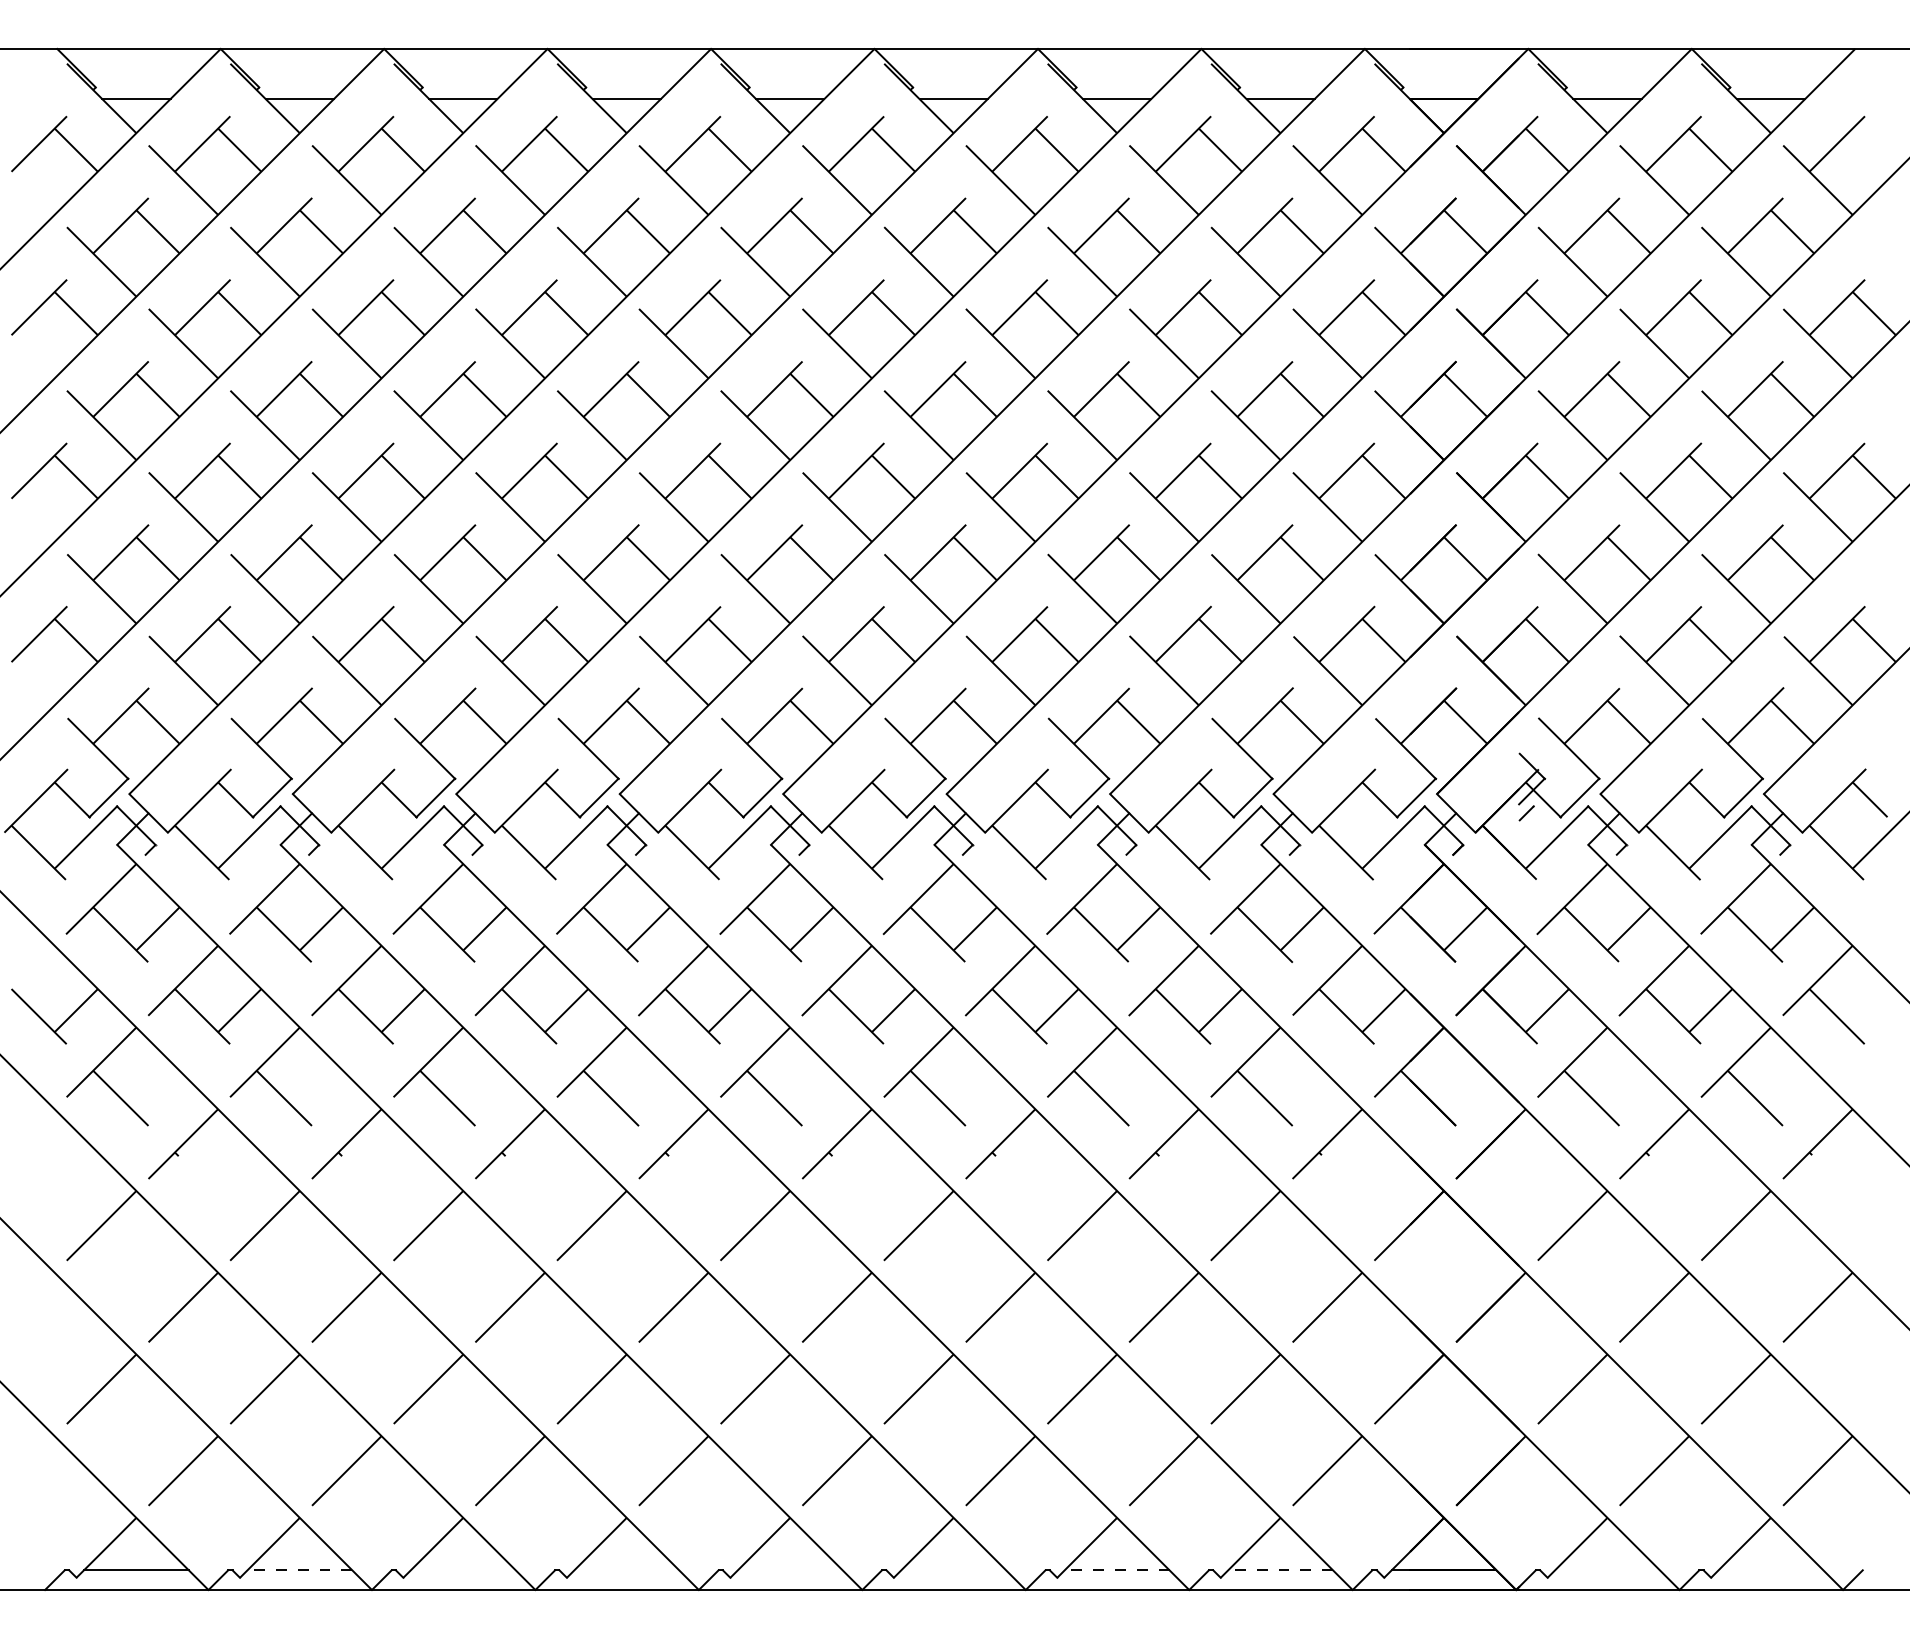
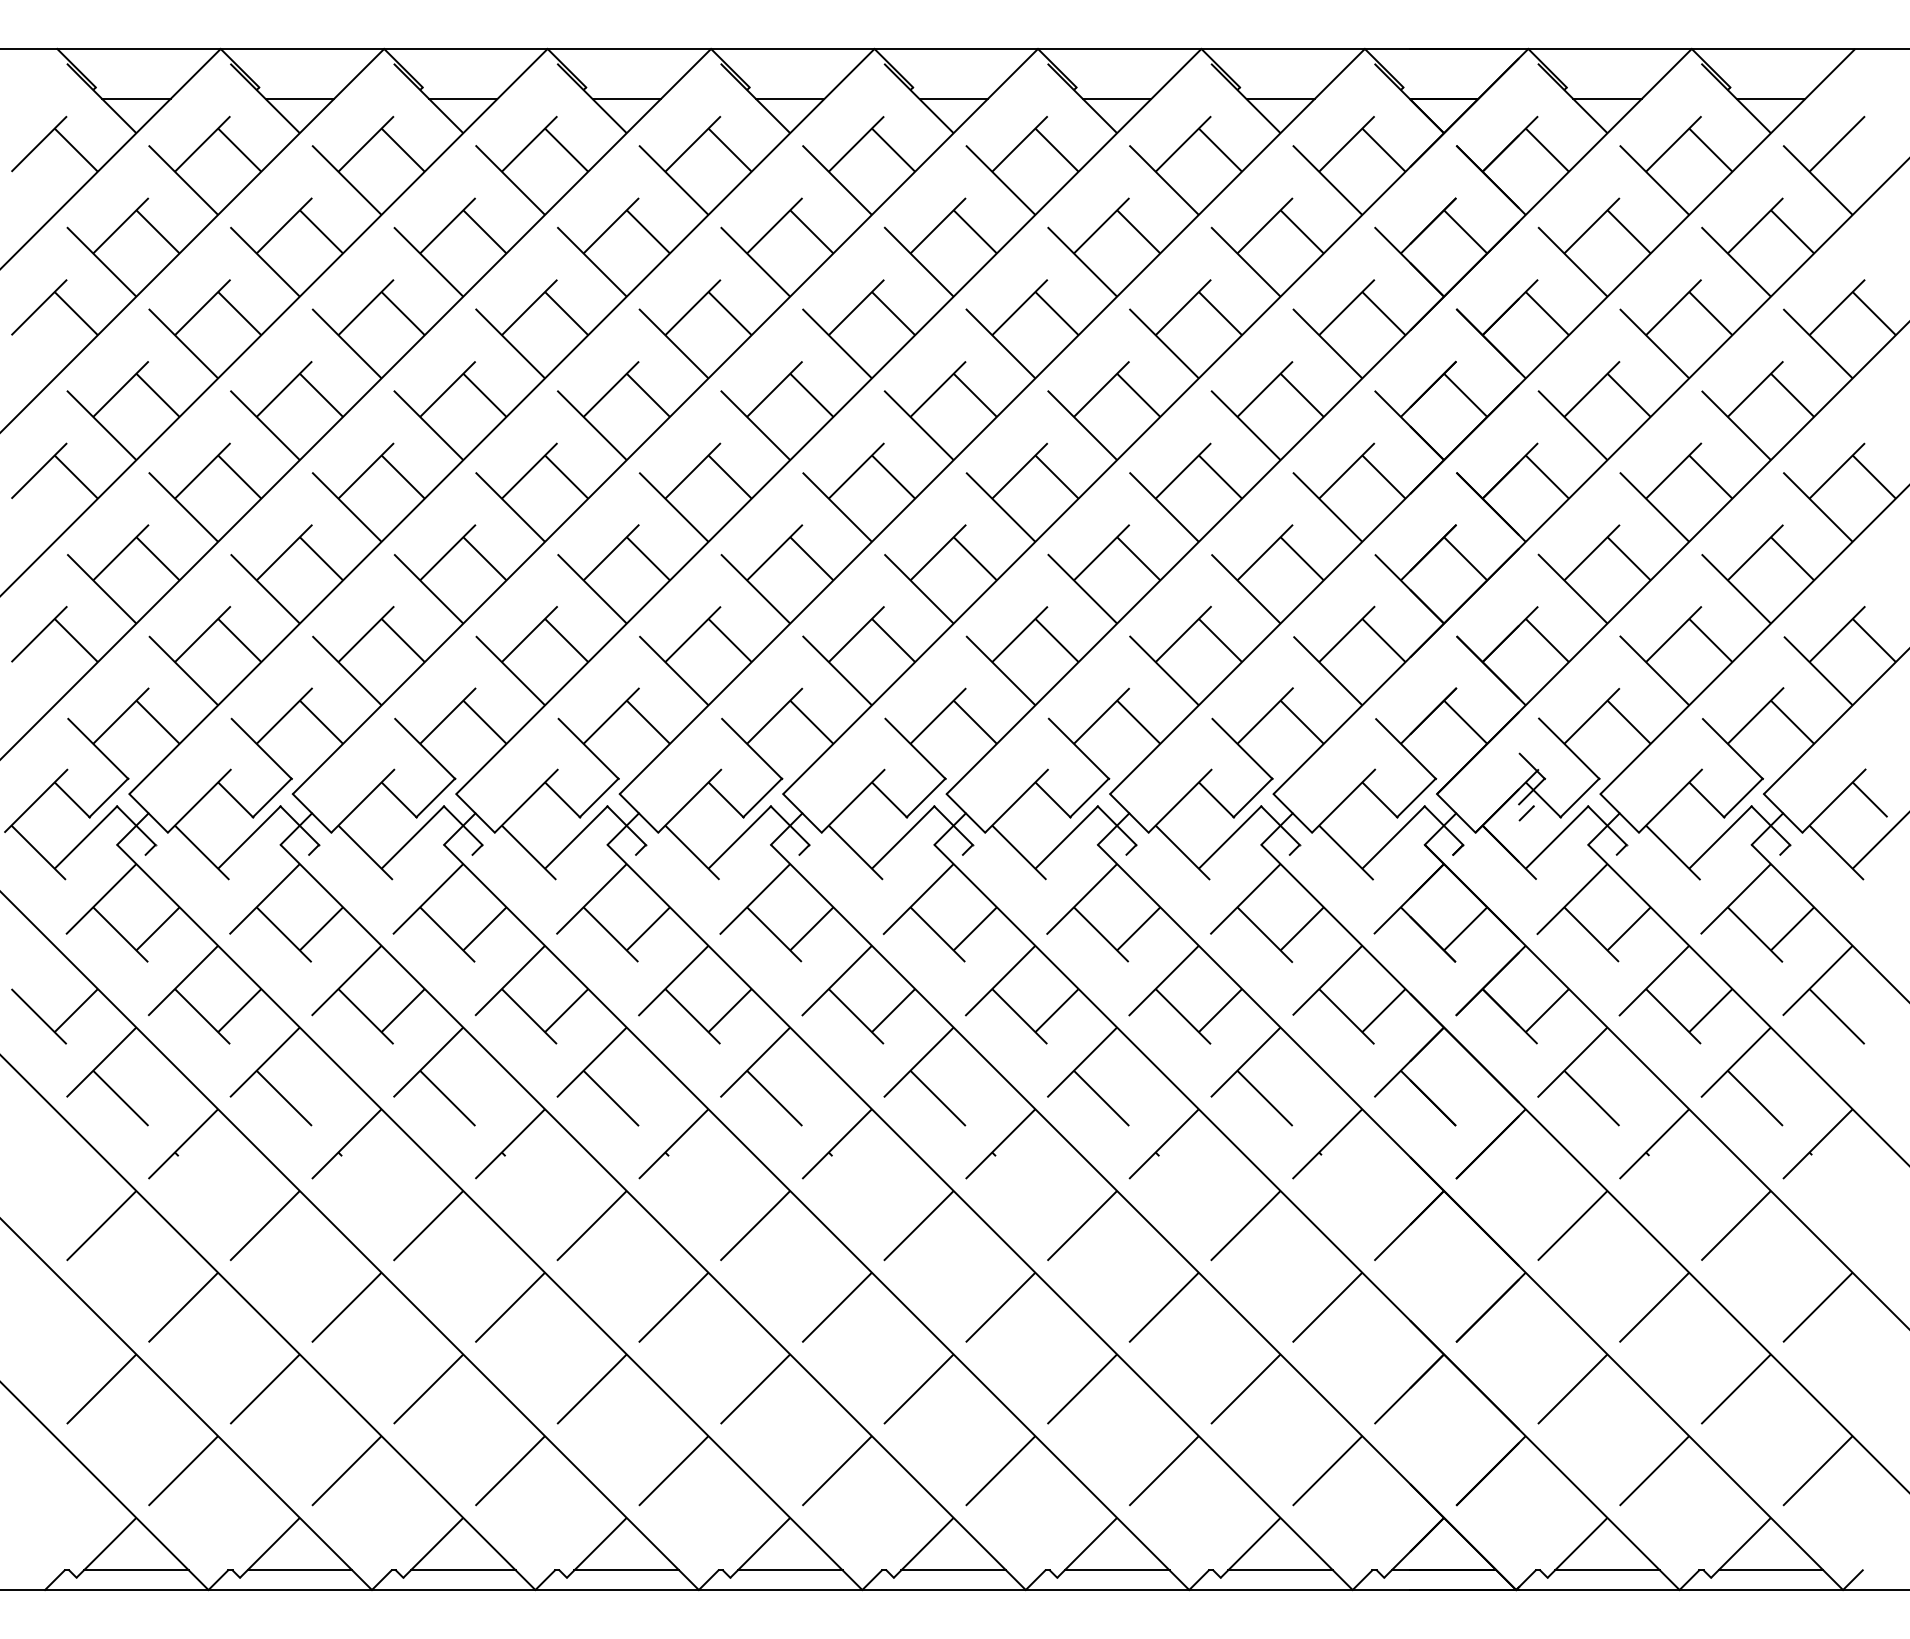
line: dashed -> solid (299, 1570)
line: none -> present (462, 1570)
line: none -> present (626, 1570)
line: none -> present (789, 1570)
line: none -> present (953, 1570)
line: dashed -> solid (1116, 1570)
line: dashed -> solid (1280, 1570)
line: none -> present (1607, 1570)
line: none -> present (1770, 1570)
